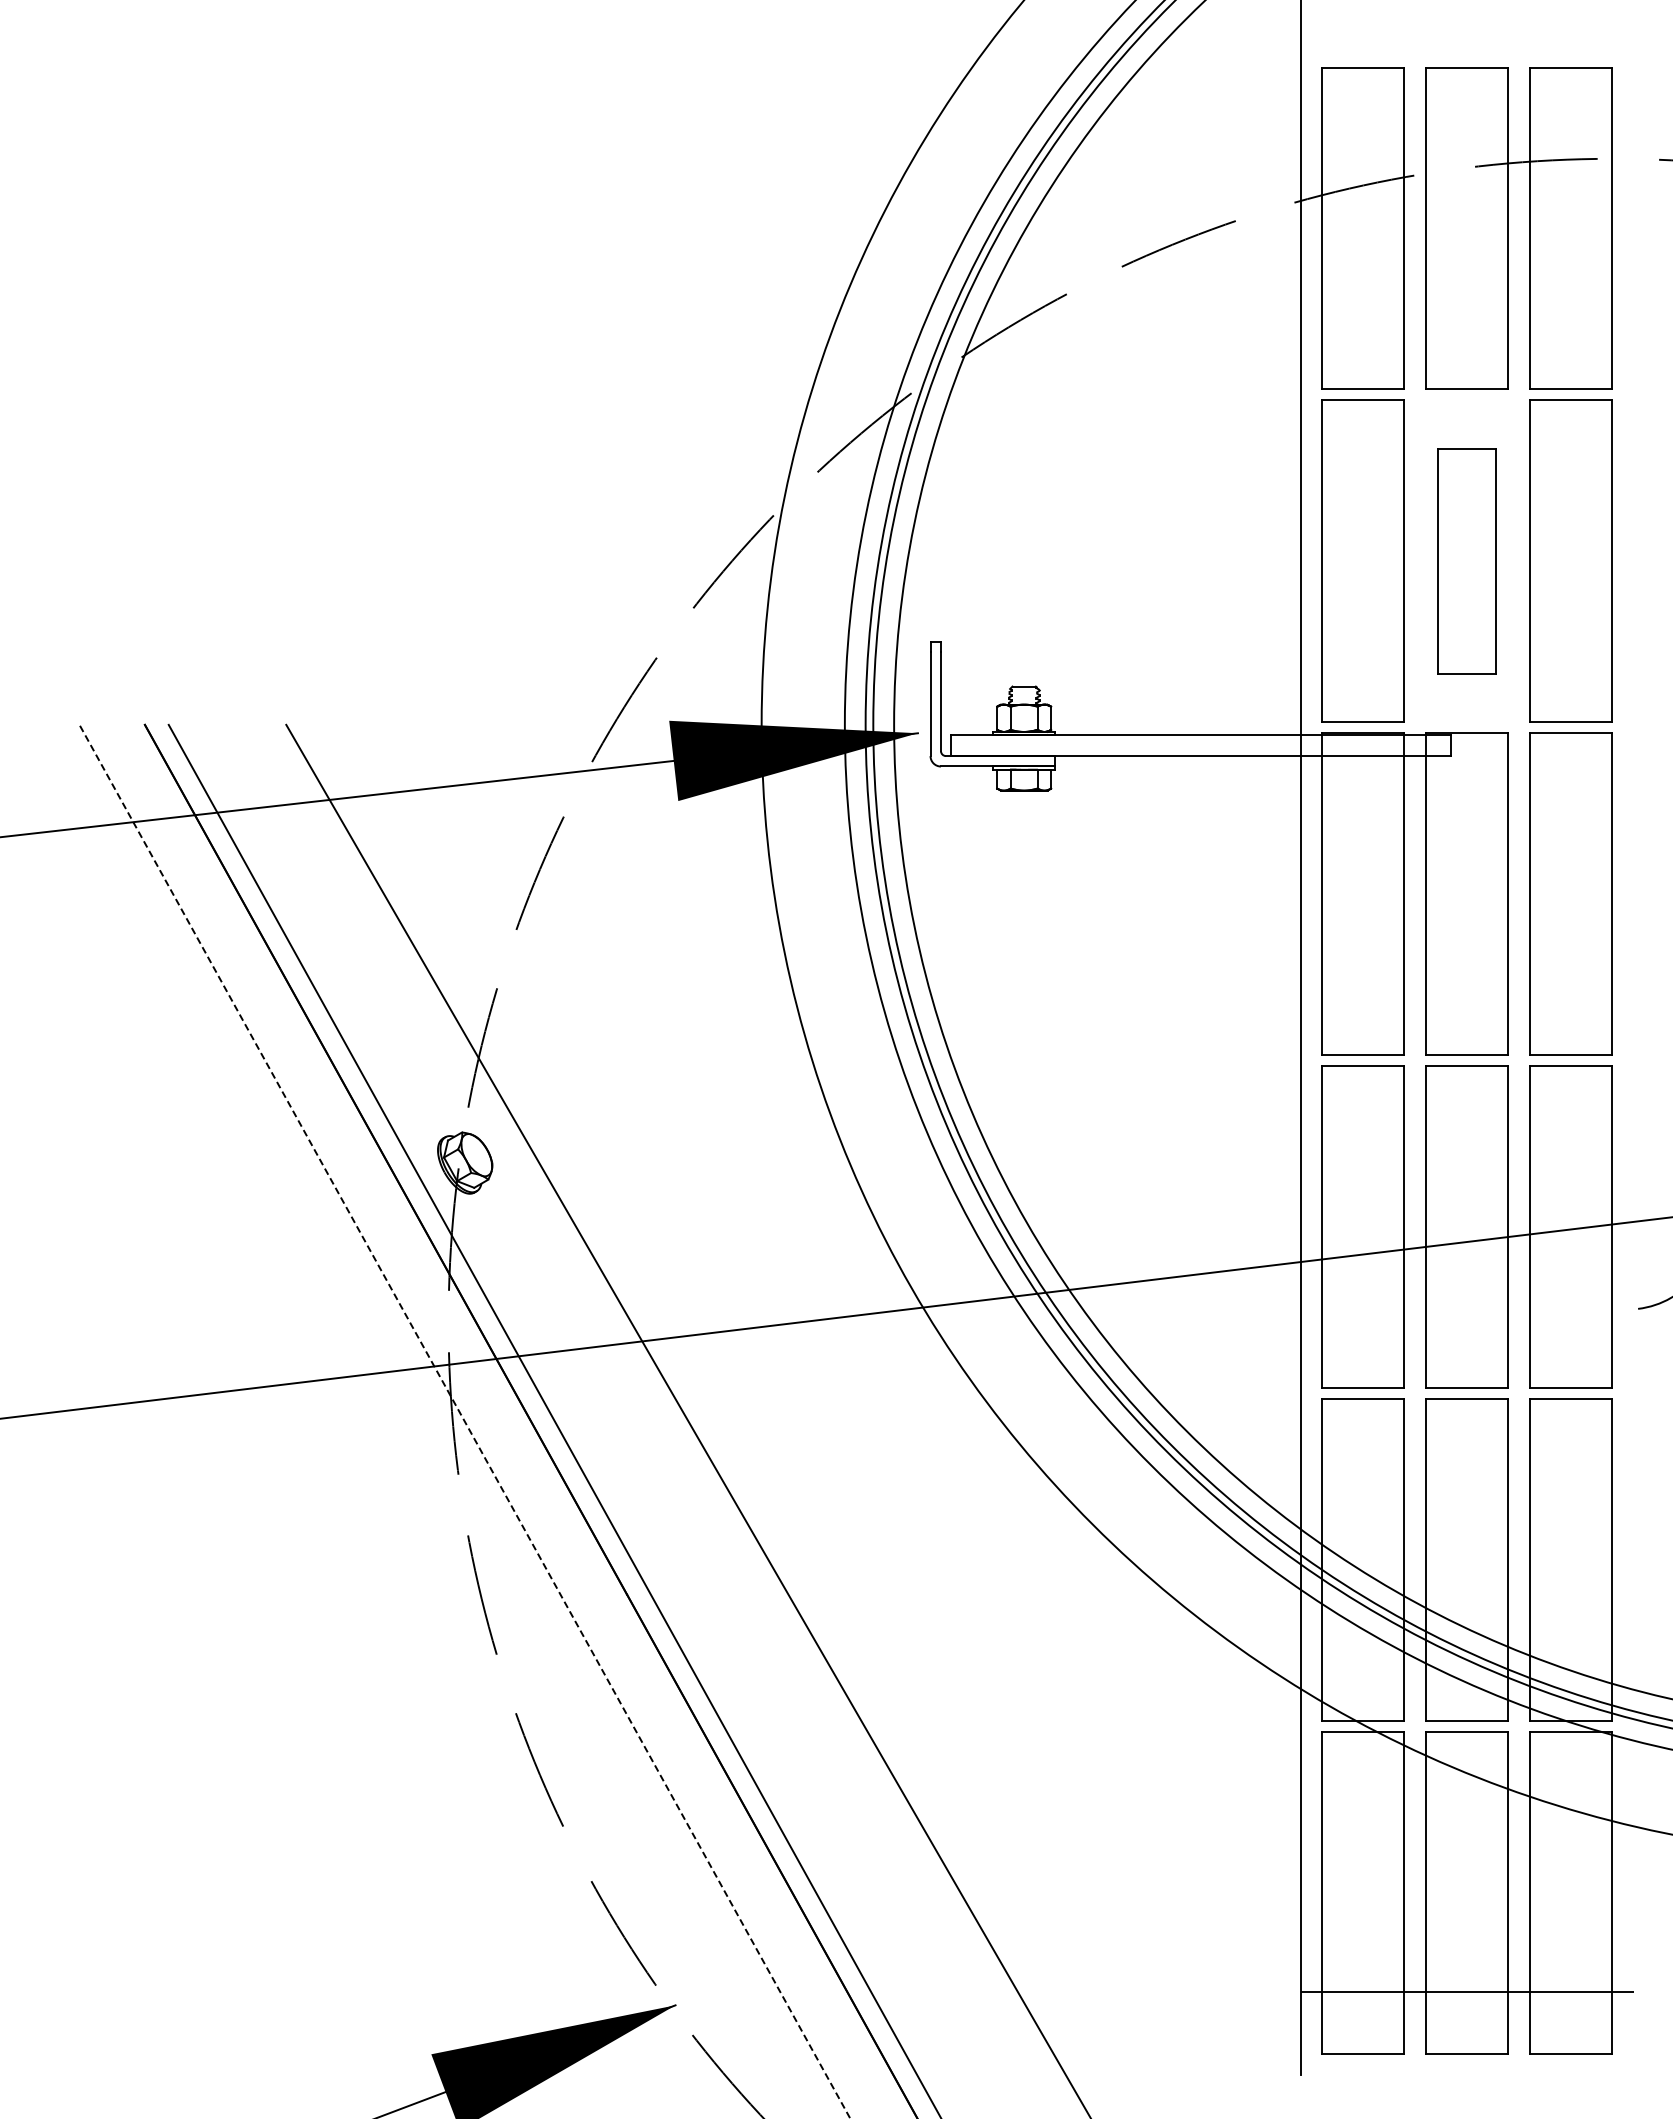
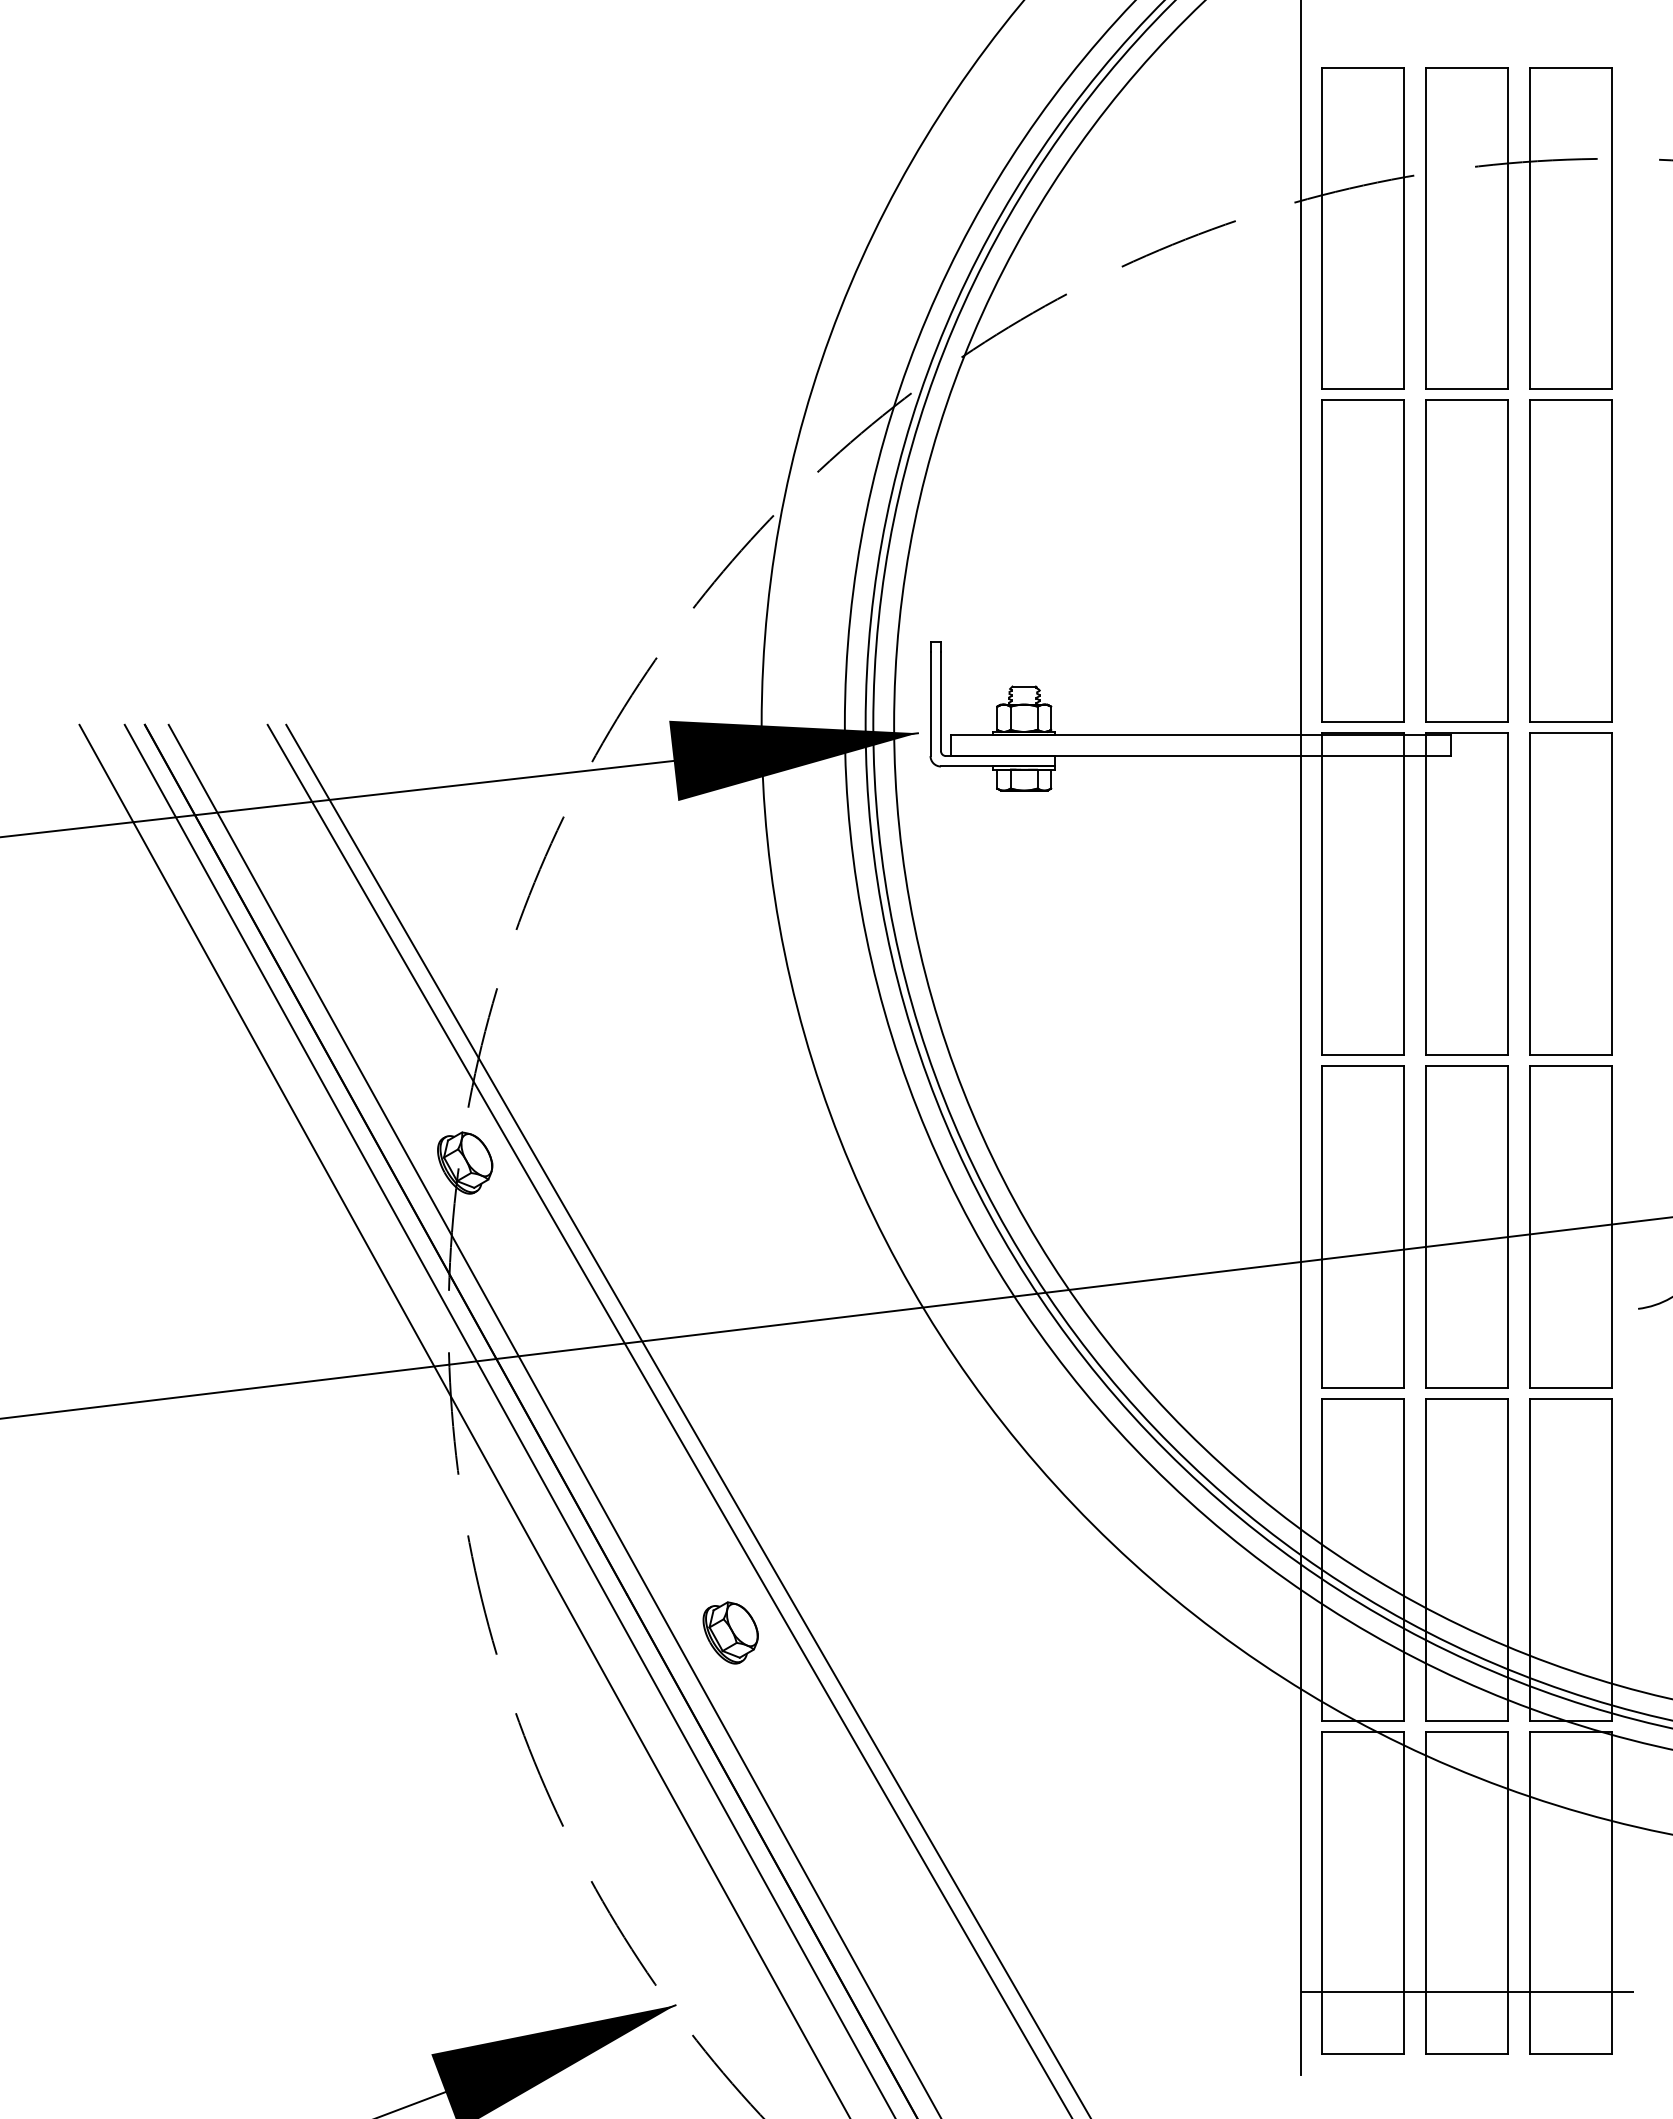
part size: 60x227 px -> 84x324 px (1466, 560)
line: none -> present (508, 1419)
line: none -> present (668, 1419)
line: dashed -> solid (464, 1421)
part: none -> present (730, 1632)
